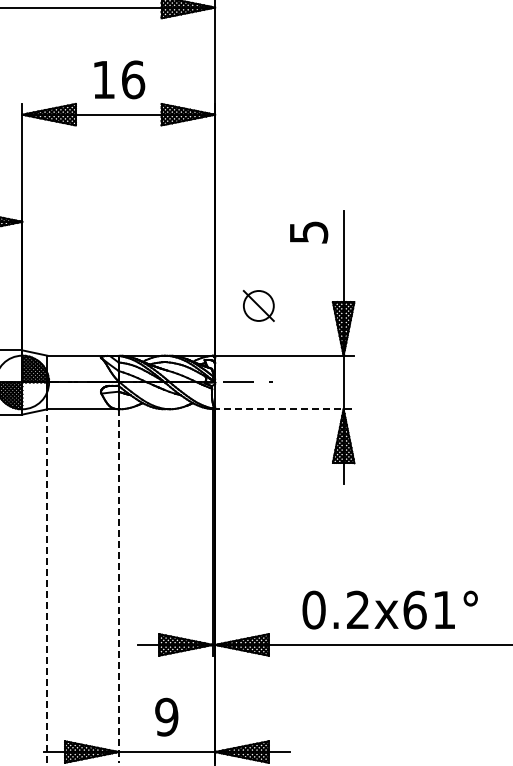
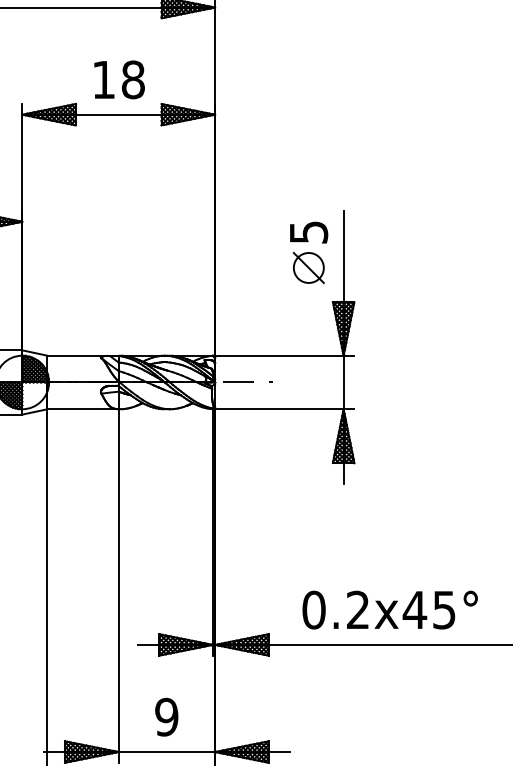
text: 16 -> 18 (133, 79)
part position: (258, 305) -> (308, 267) (308, 267)
line: dashed -> solid (283, 409)
line: dashed -> solid (47, 574)
line: dashed -> solid (118, 586)
text: 0.2x61° -> 0.2x45° (428, 609)
